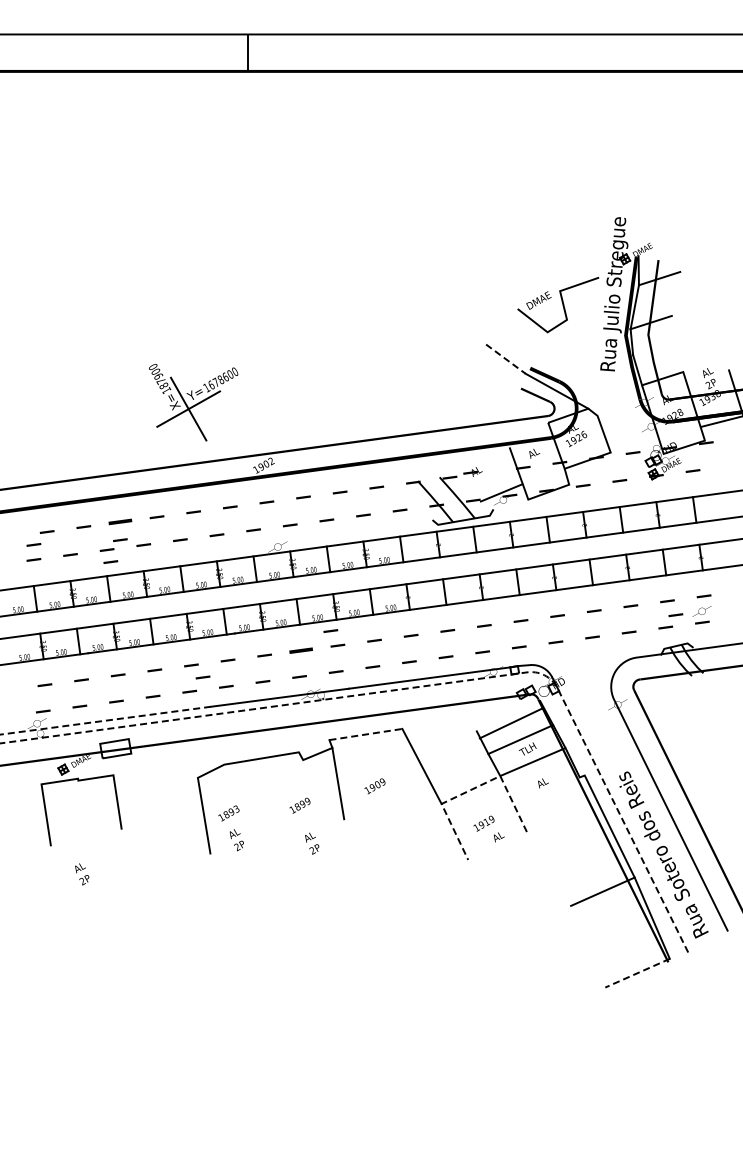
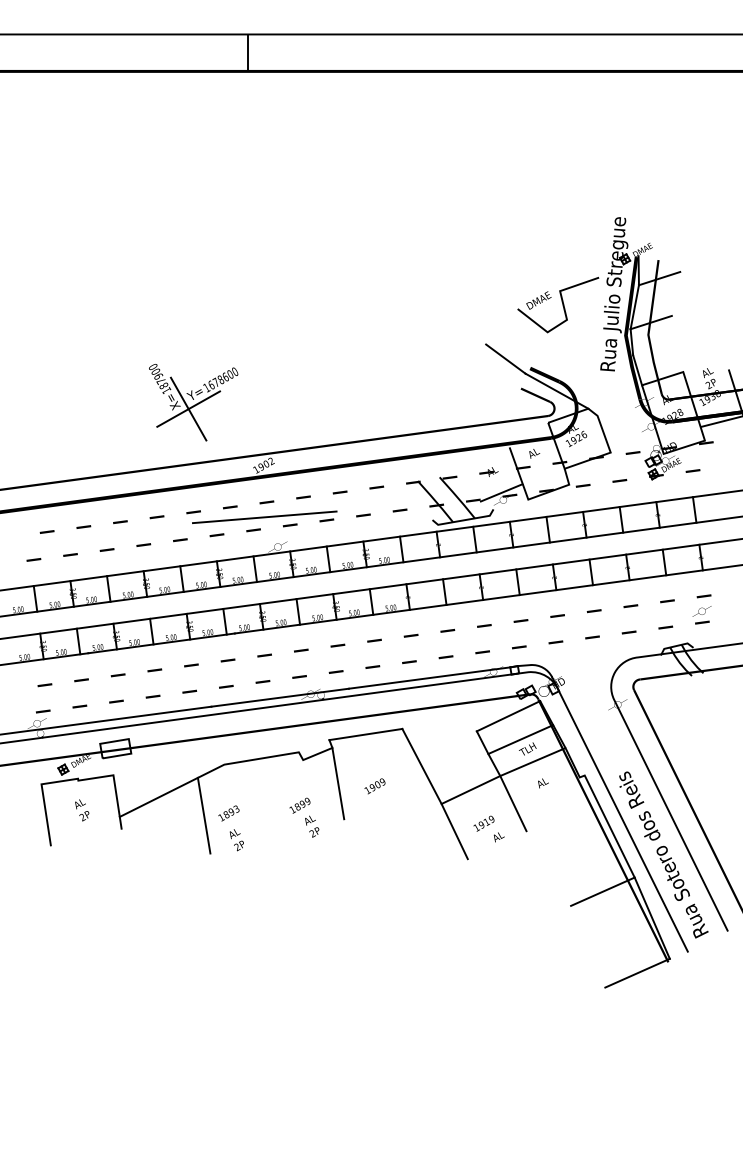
line: dashed -> solid (506, 359)
text position: (472, 471) -> (488, 471) (488, 471)
line: none -> present (264, 517)
part size: 25x8 px -> 15x5 px (120, 522)
part: present -> none (120, 540)
line: present -> none (33, 544)
line: present -> none (110, 561)
line: present -> none (675, 615)
line: present -> none (330, 630)
part size: 24x7 px -> 15x5 px (301, 650)
line: present -> none (202, 677)
line: dashed -> solid (433, 685)
line: dashed -> solid (106, 720)
line position: (511, 723) -> (508, 716) (508, 716)
line: dashed -> solid (365, 734)
line: dashed -> solid (470, 790)
line: none -> present (158, 796)
text position: (312, 843) -> (312, 826) (312, 826)
text position: (82, 874) -> (82, 810) (82, 810)
line: dashed -> solid (637, 973)
